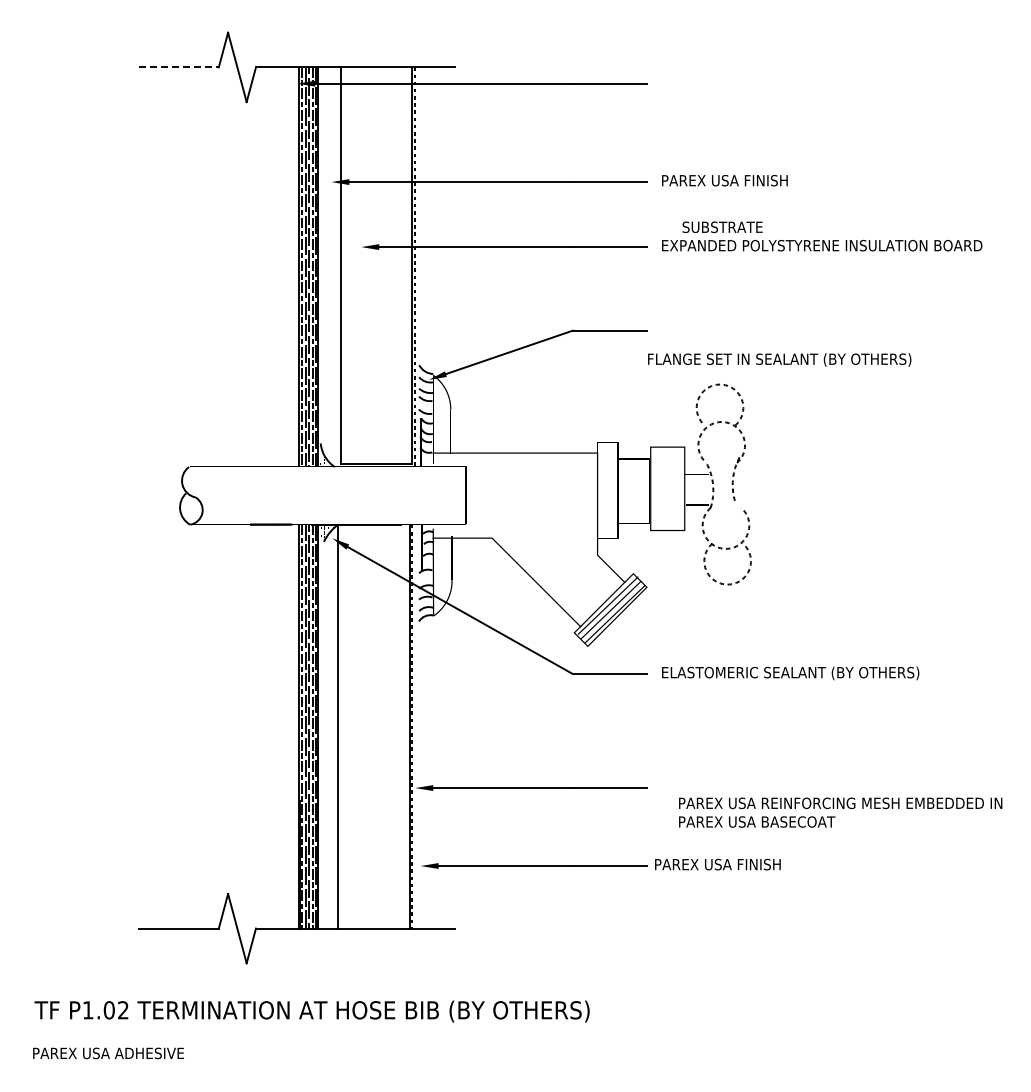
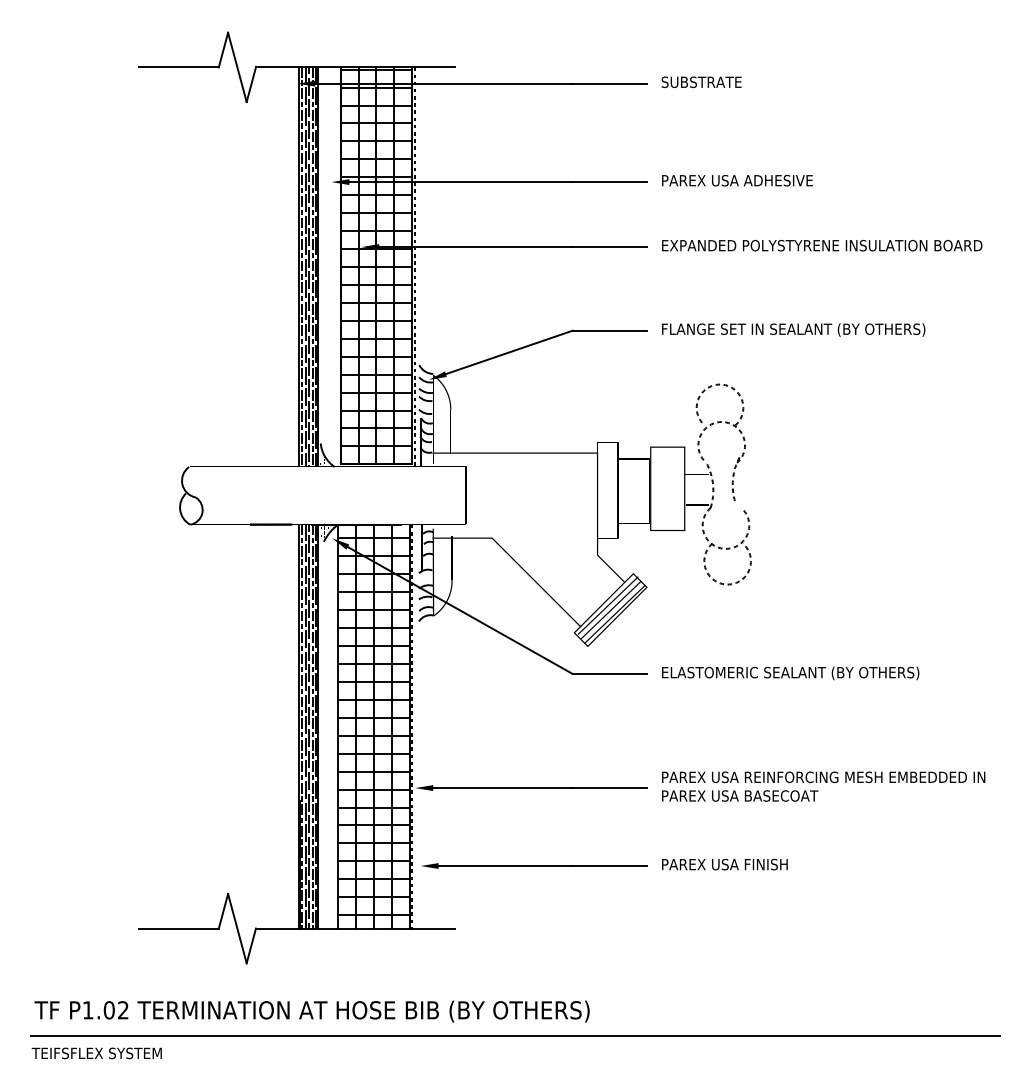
line: dashed -> solid (179, 67)
text: PAREX USA FINISH -> PAREX USA ADHESIVE (777, 180)
text position: (722, 226) -> (701, 81) (701, 81)
hatch: none -> present (376, 265)
text position: (779, 359) -> (793, 329) (793, 329)
hatch: none -> present (374, 726)
text position: (840, 812) -> (823, 786) (823, 786)
text position: (717, 864) -> (724, 864) (724, 864)
line: none -> present (515, 1036)
text: PAREX USA ADHESIVE -> TEIFSFLEX SYSTEM (107, 1053)
